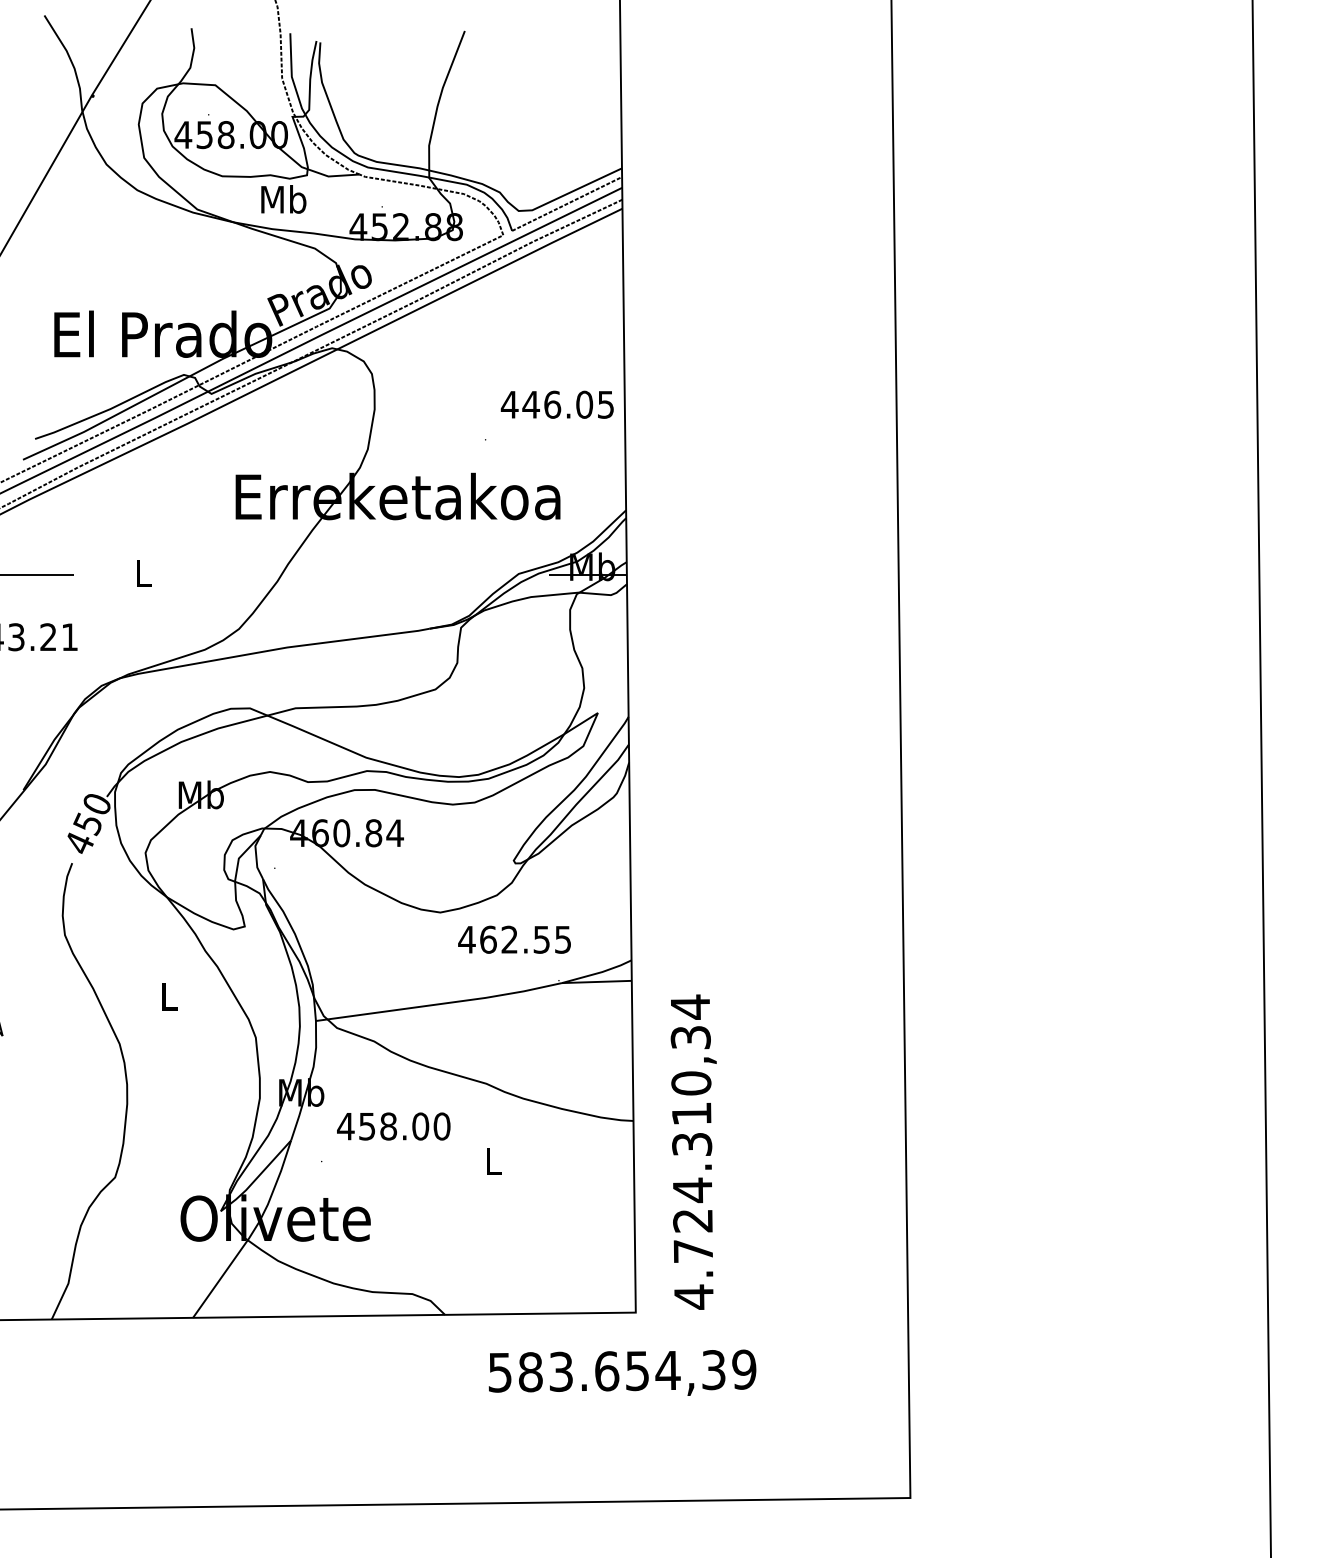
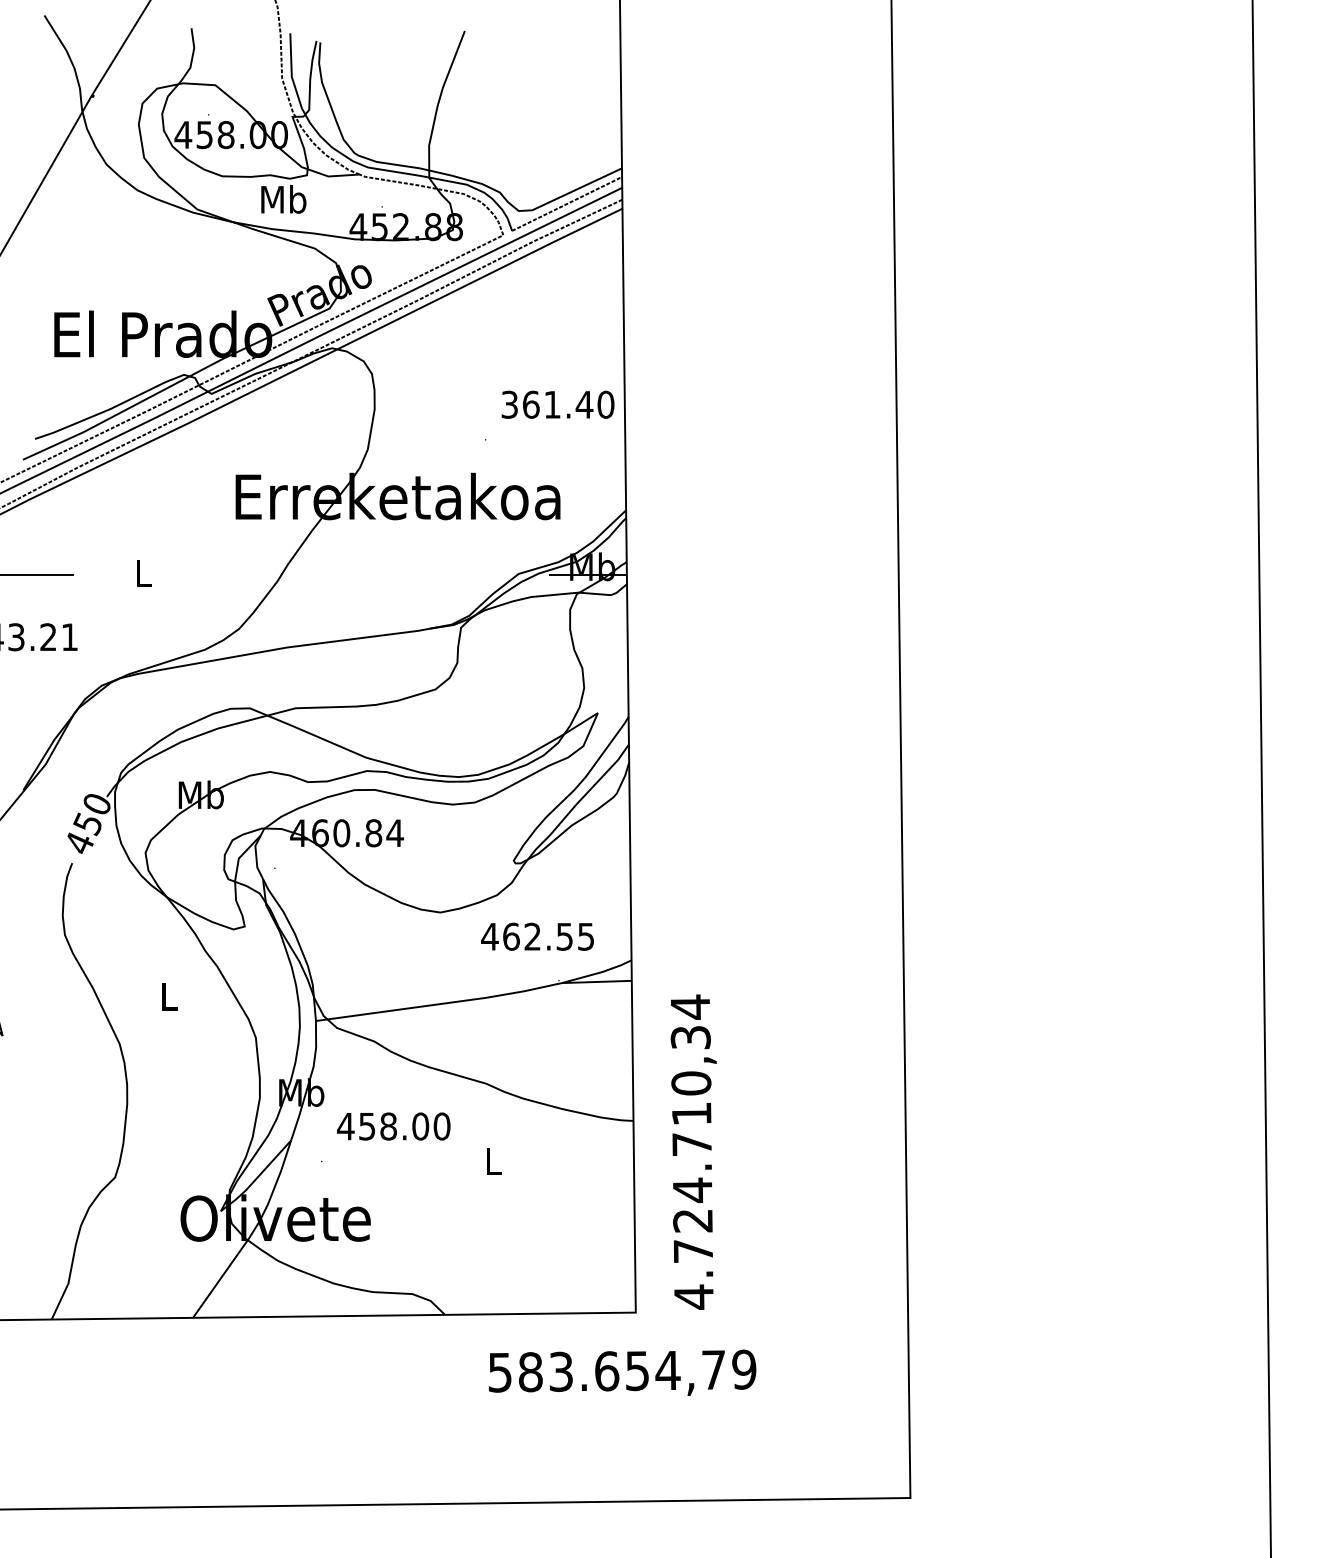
text: 446.05 -> 361.40 (557, 404)
text position: (514, 939) -> (537, 936) (537, 936)
text: 4.724.310,34 -> 4.724.710,34 (692, 1144)
text: 583.654,39 -> 583.654,79 (713, 1370)
